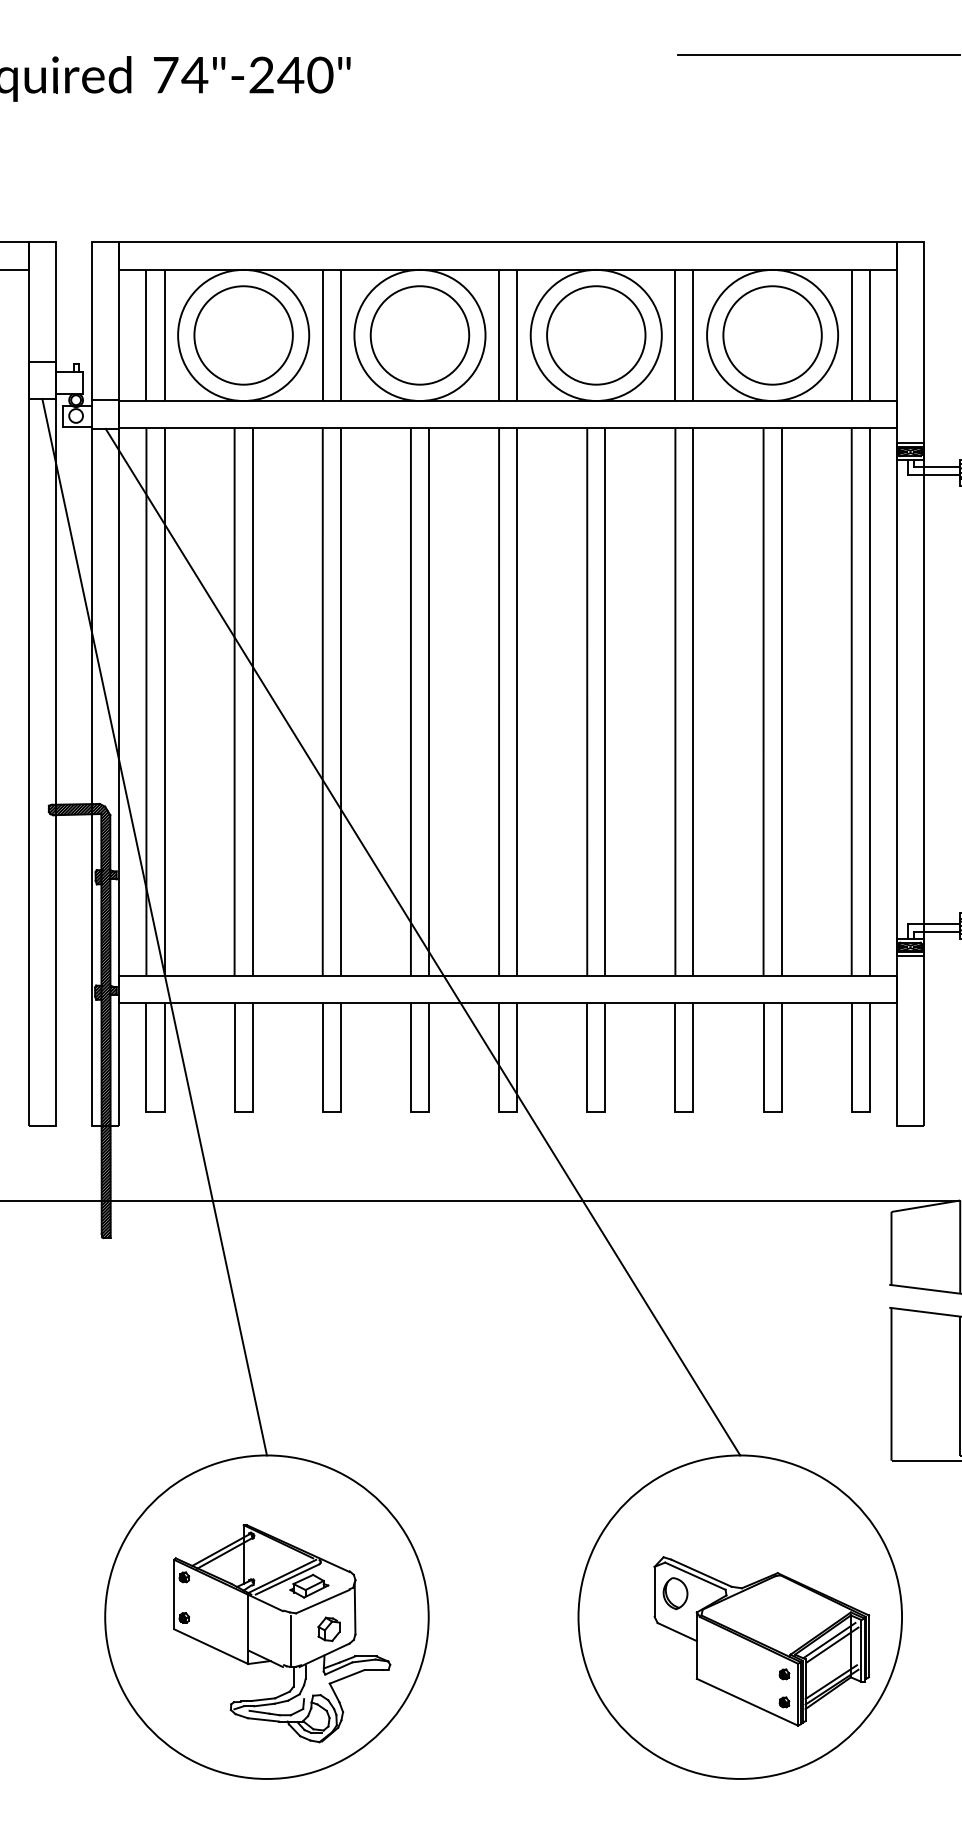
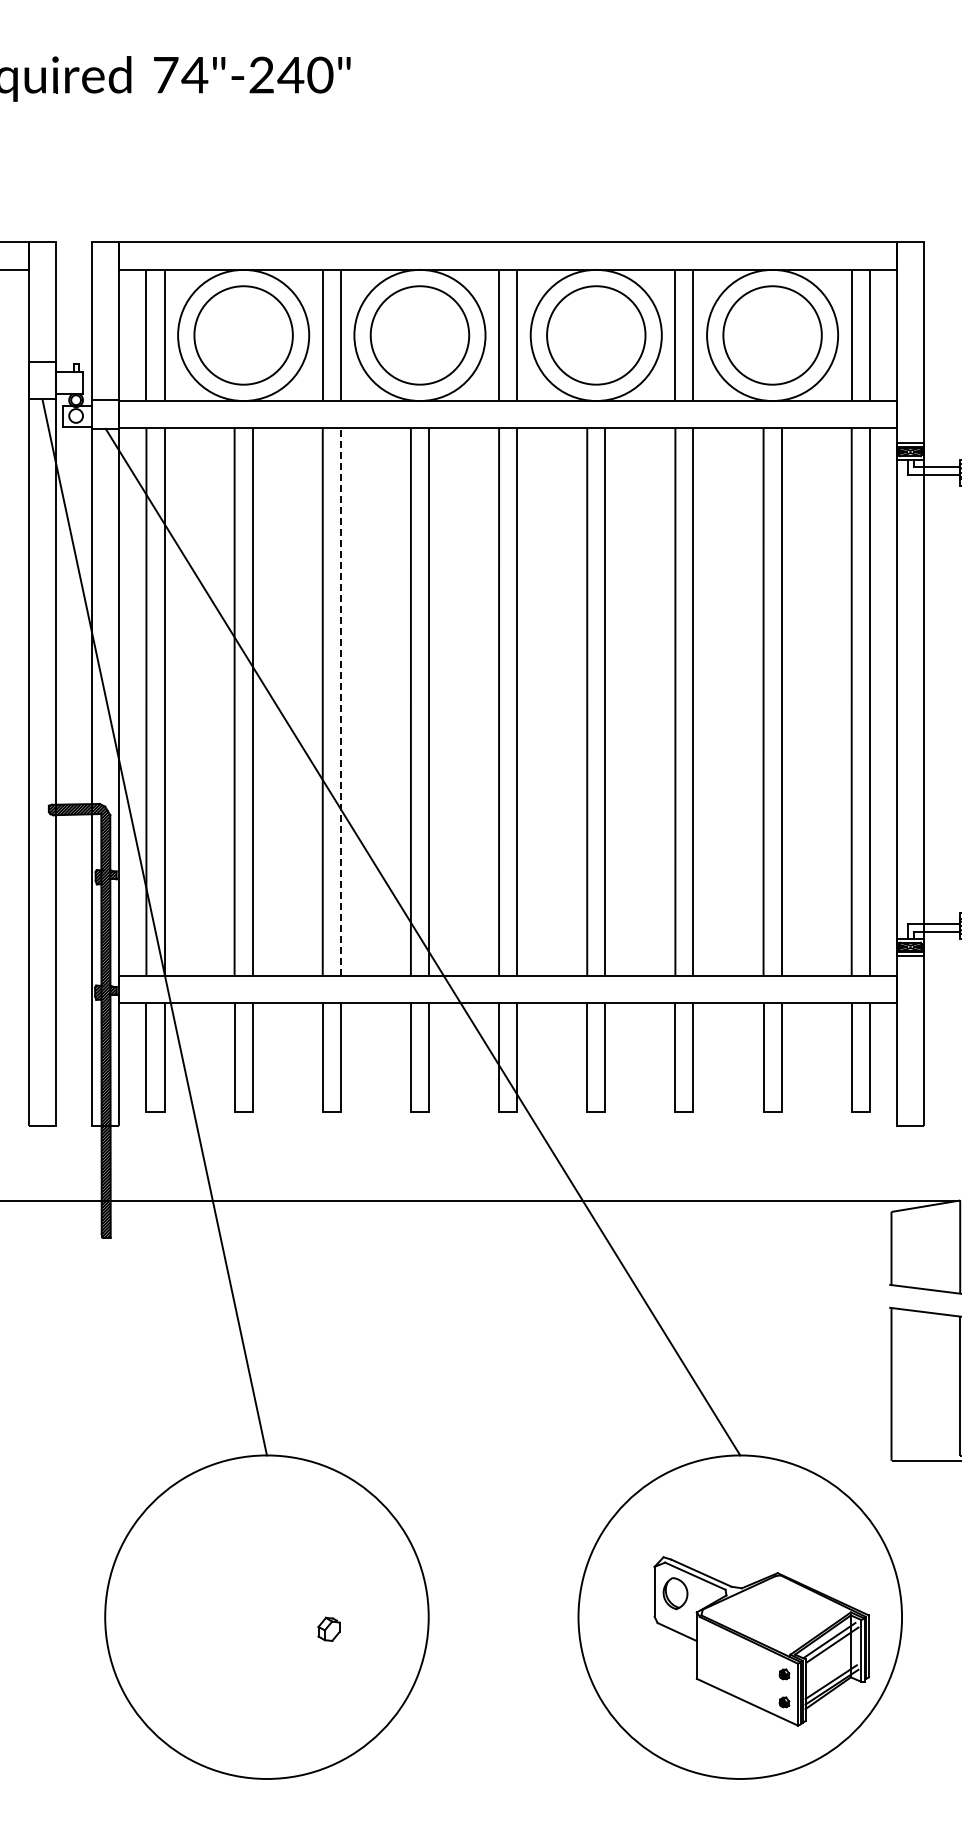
line: present -> none (817, 55)
line: solid -> dashed (340, 702)
part: present -> none (282, 1633)
